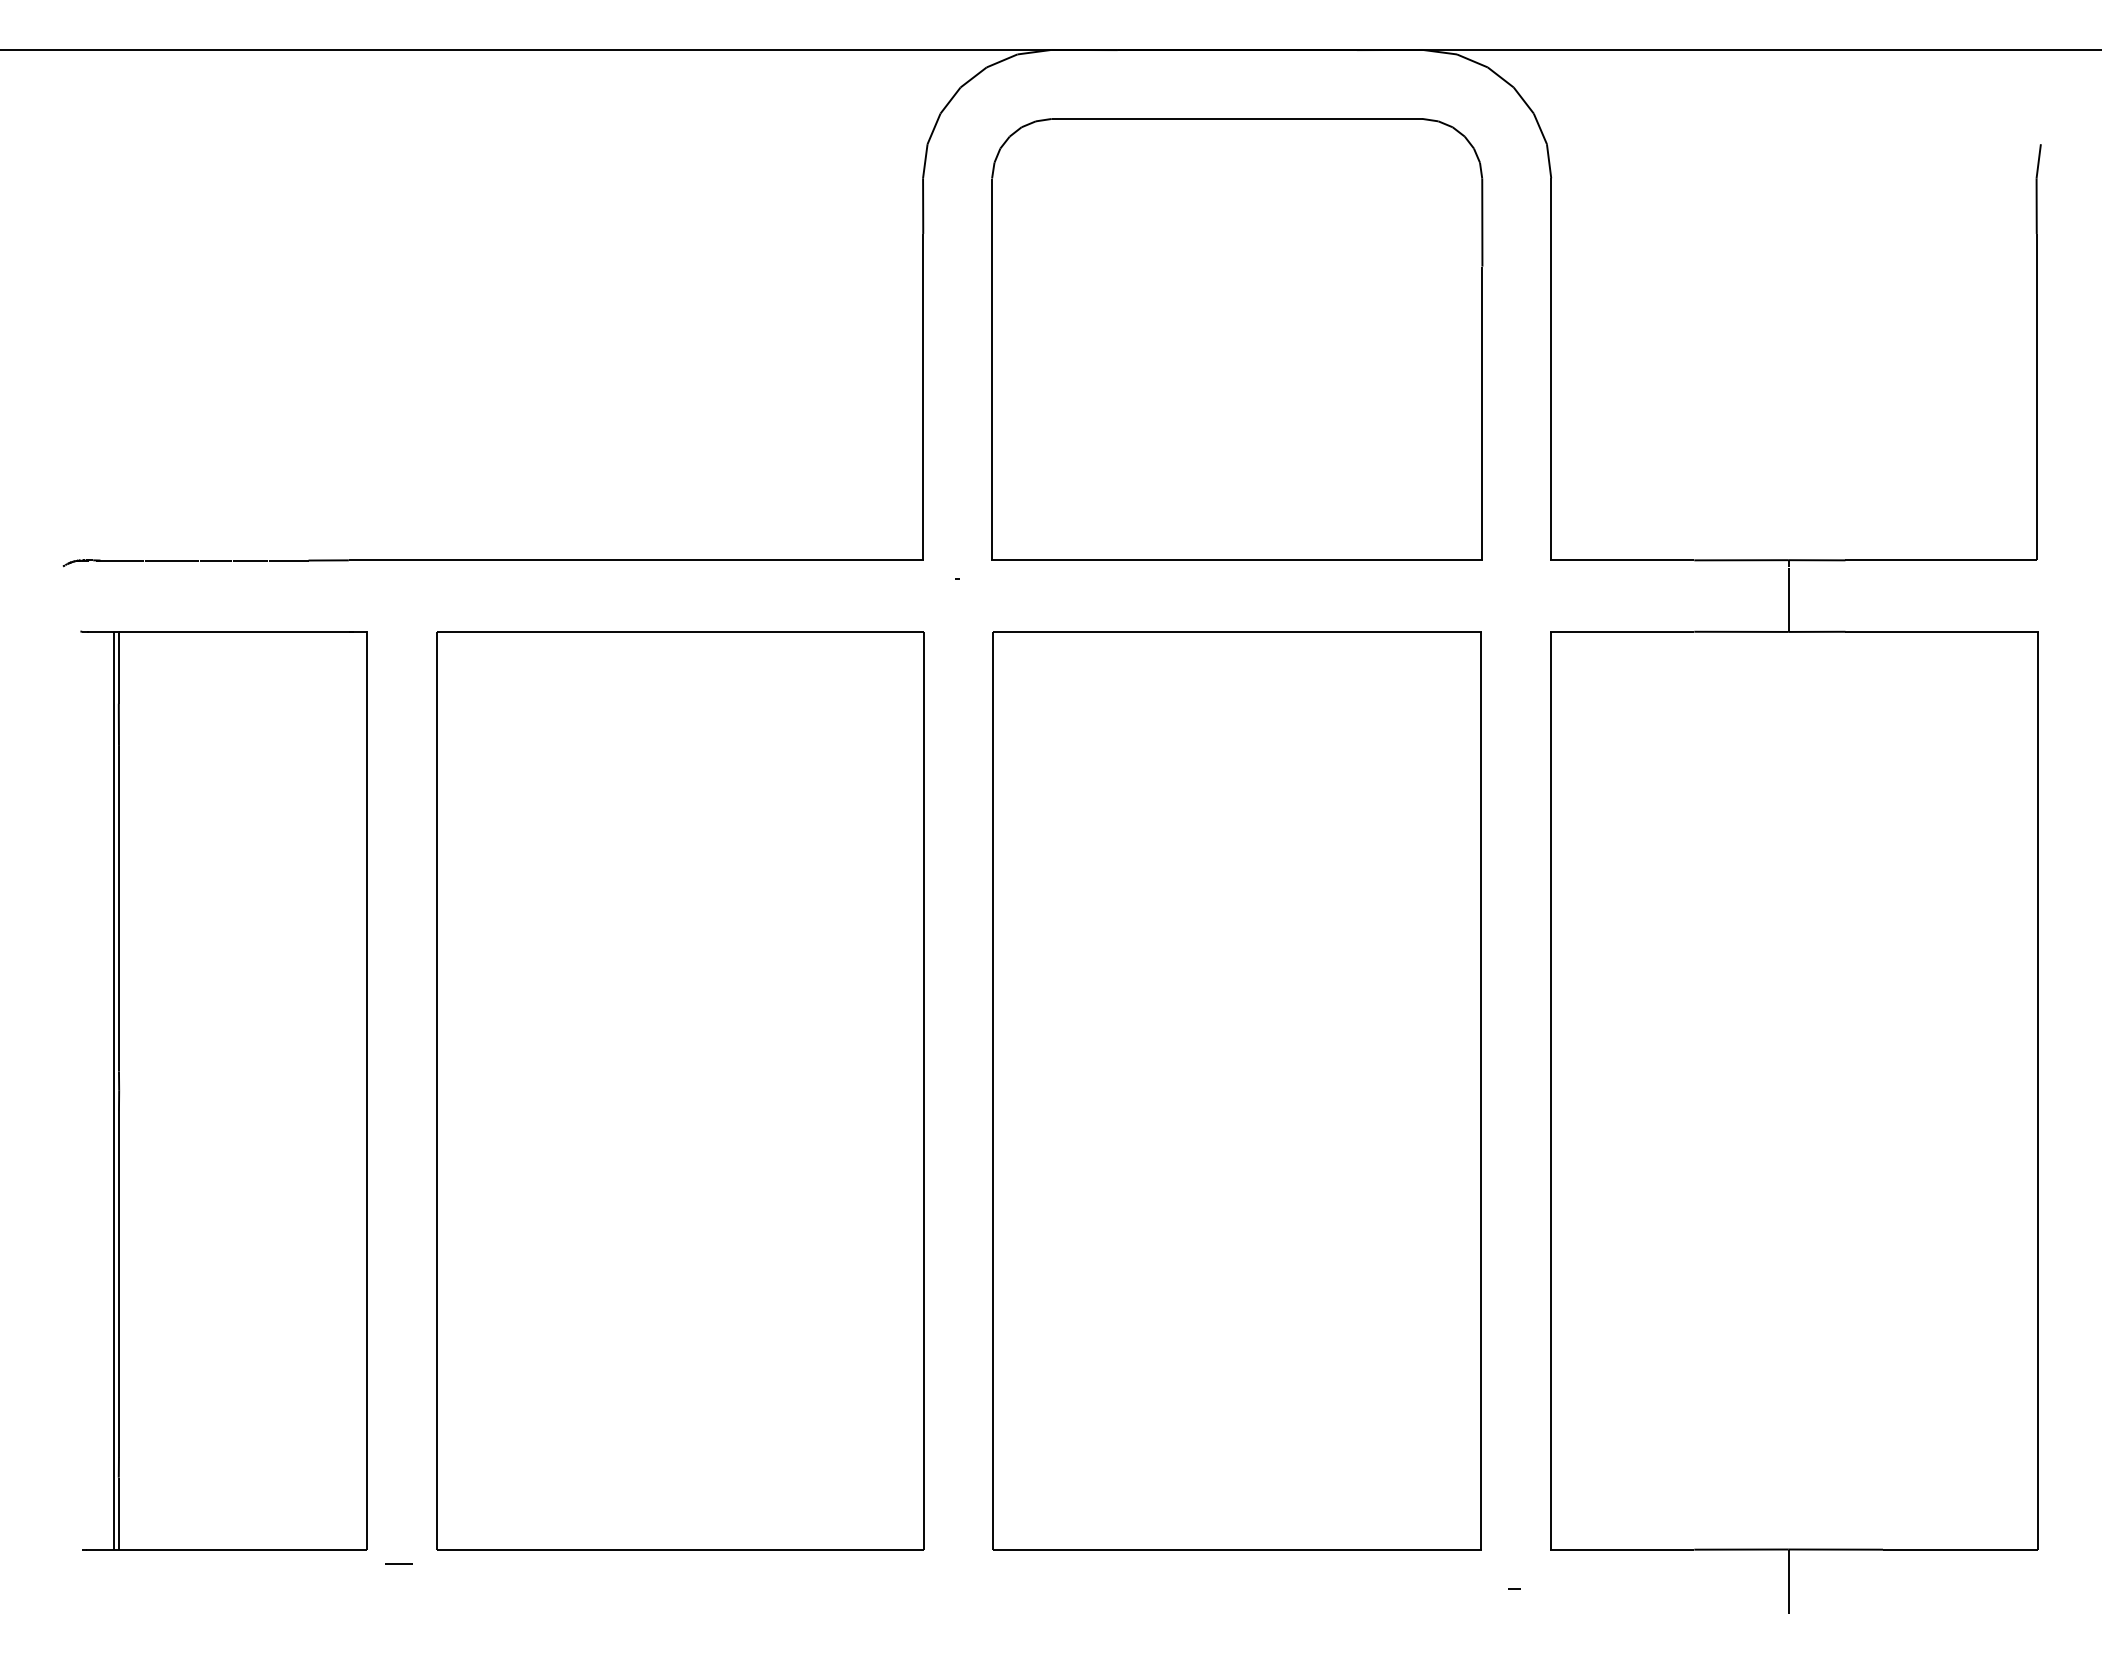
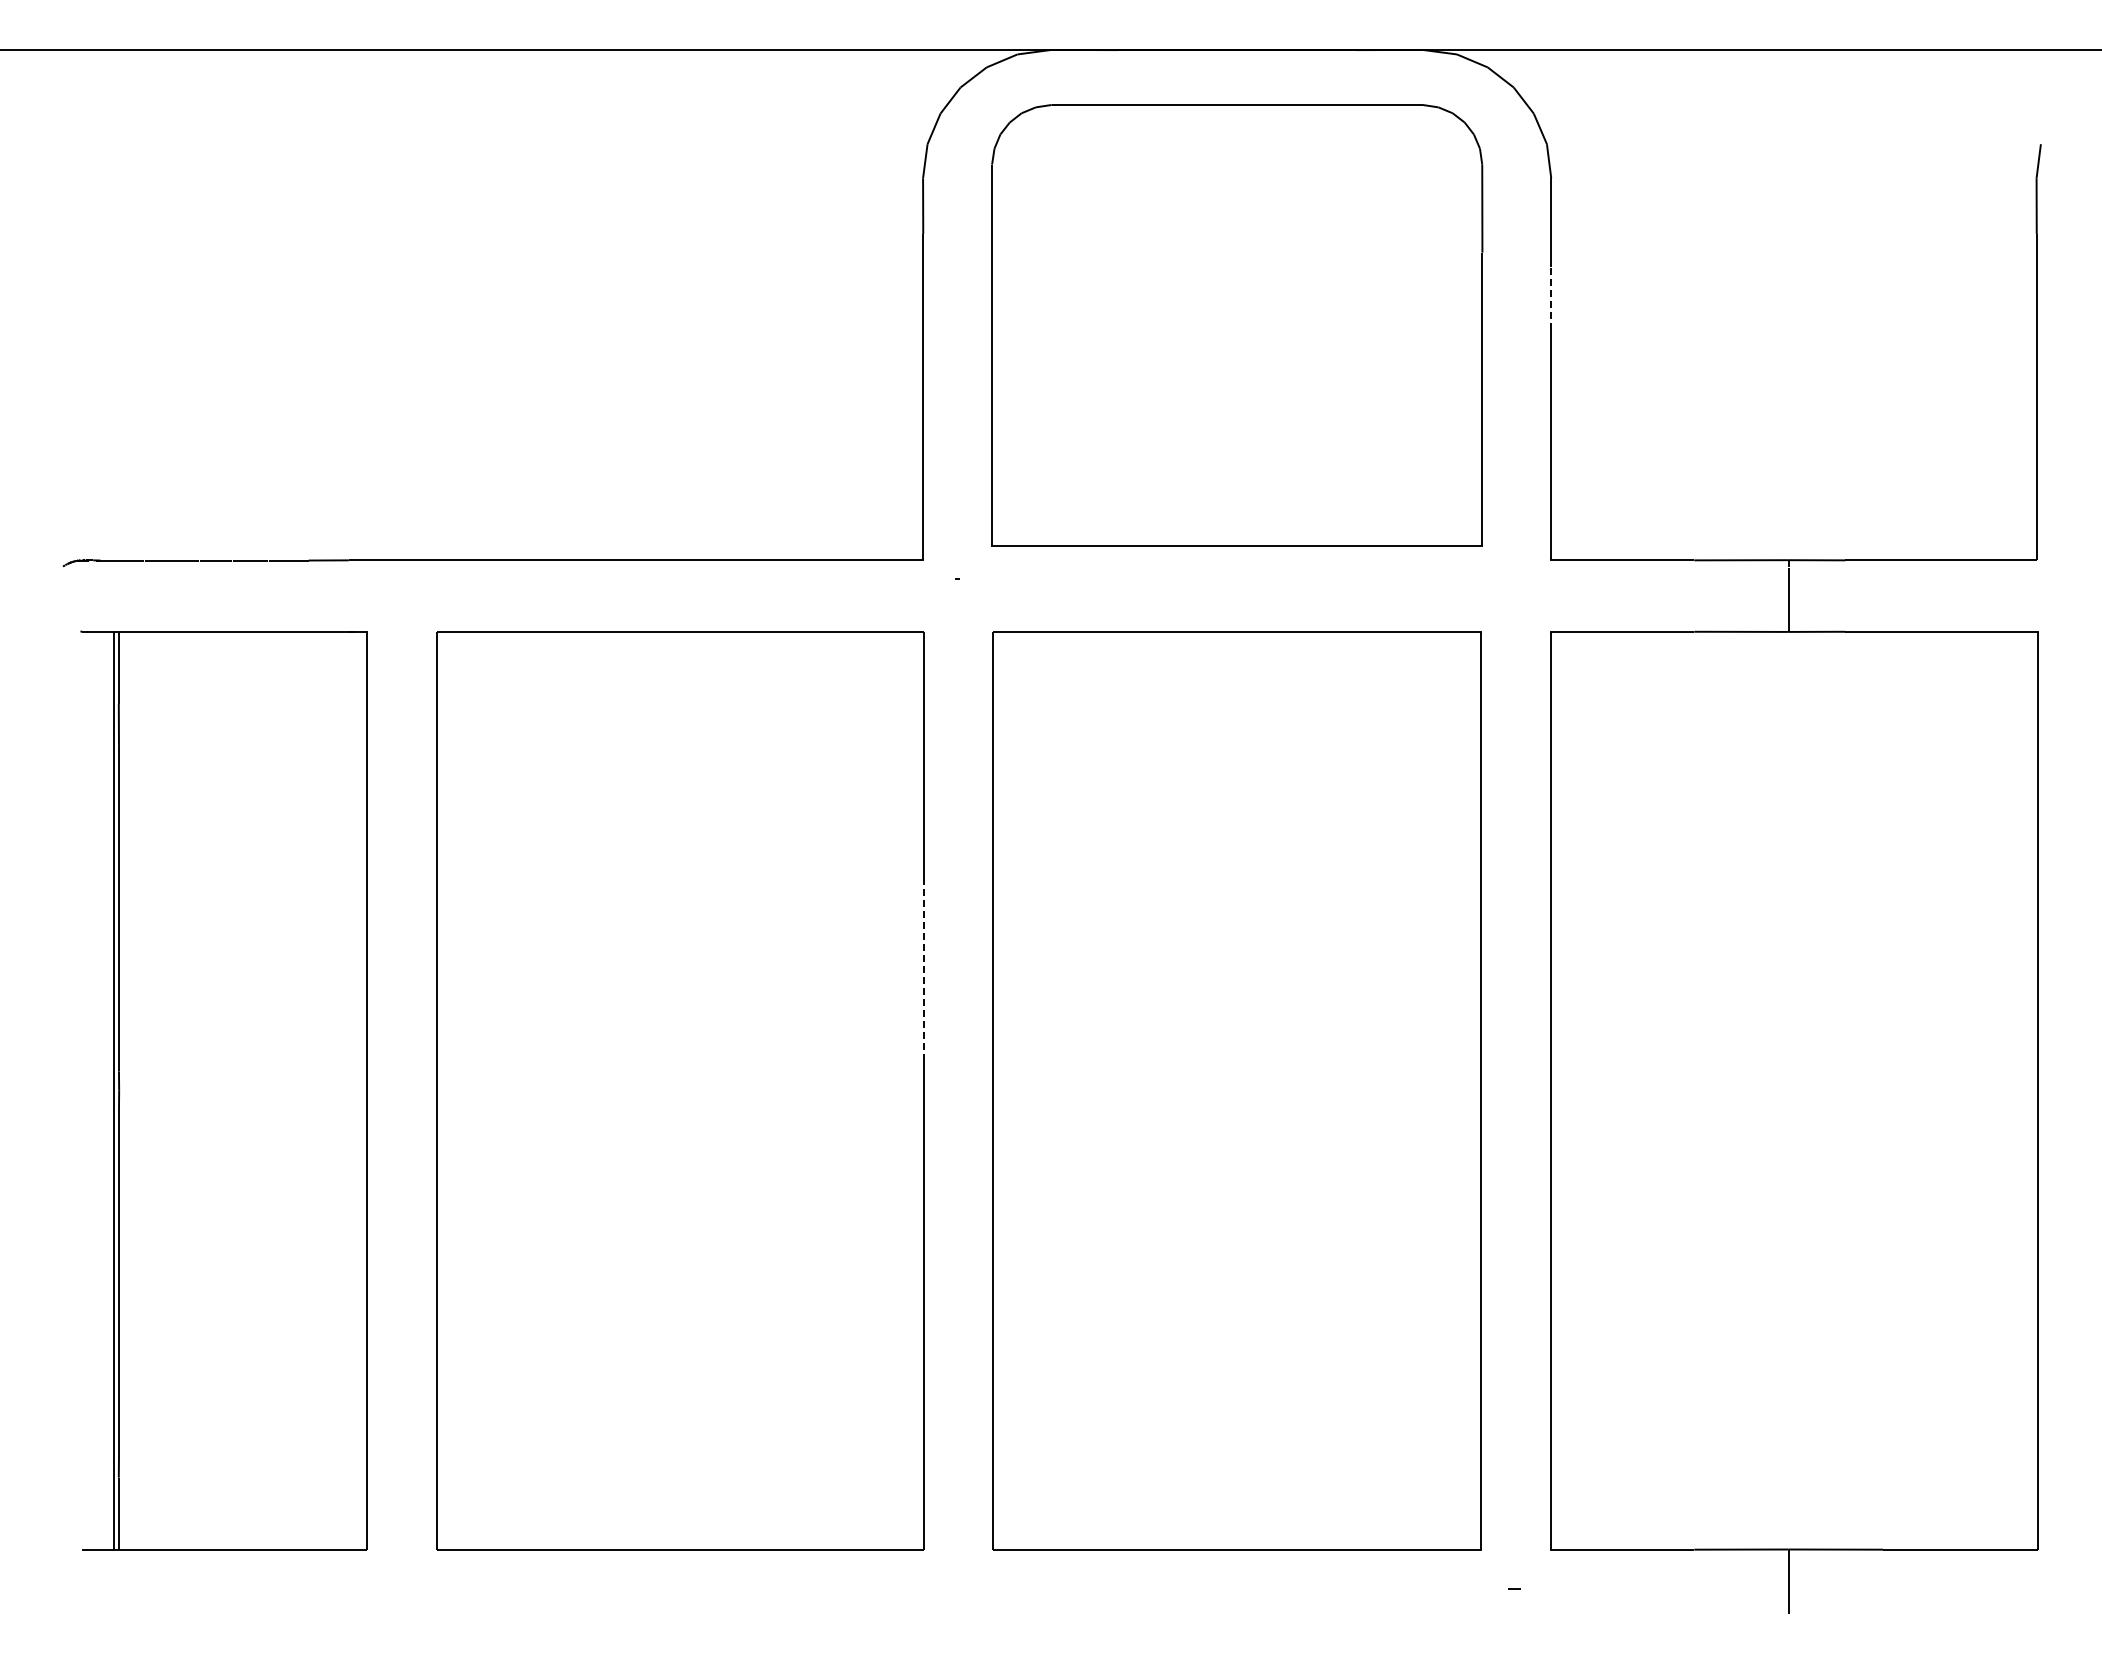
line: solid -> dashed (1551, 298)
part position: (1237, 339) -> (1237, 325) (1237, 325)
line: solid -> dashed (924, 967)
line: present -> none (398, 1563)
